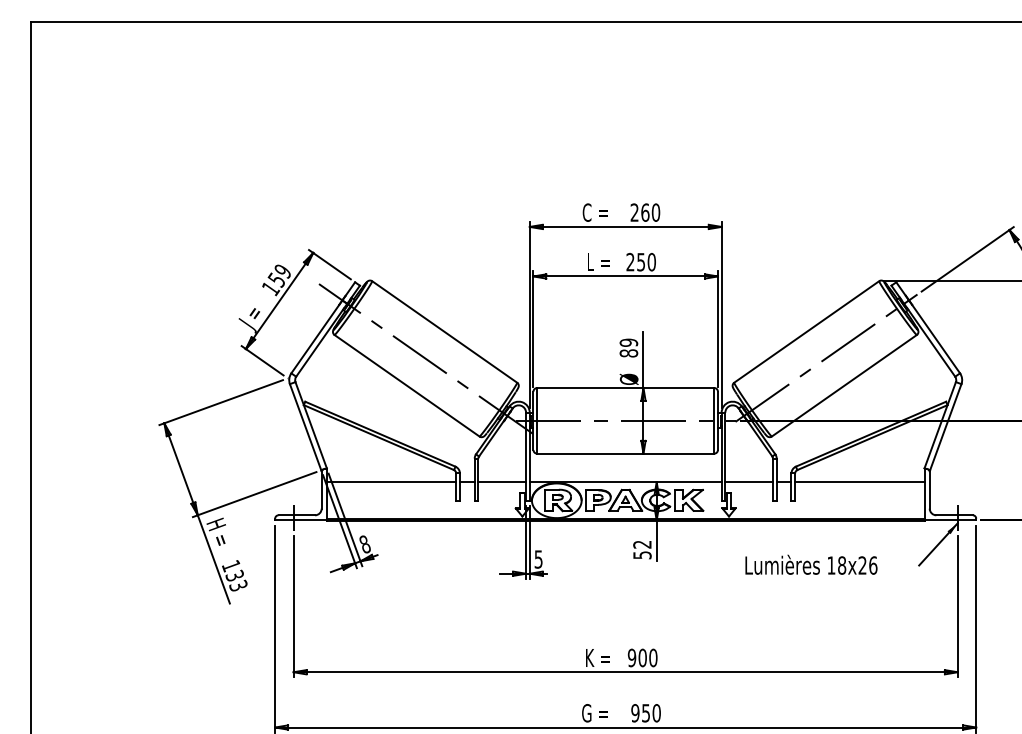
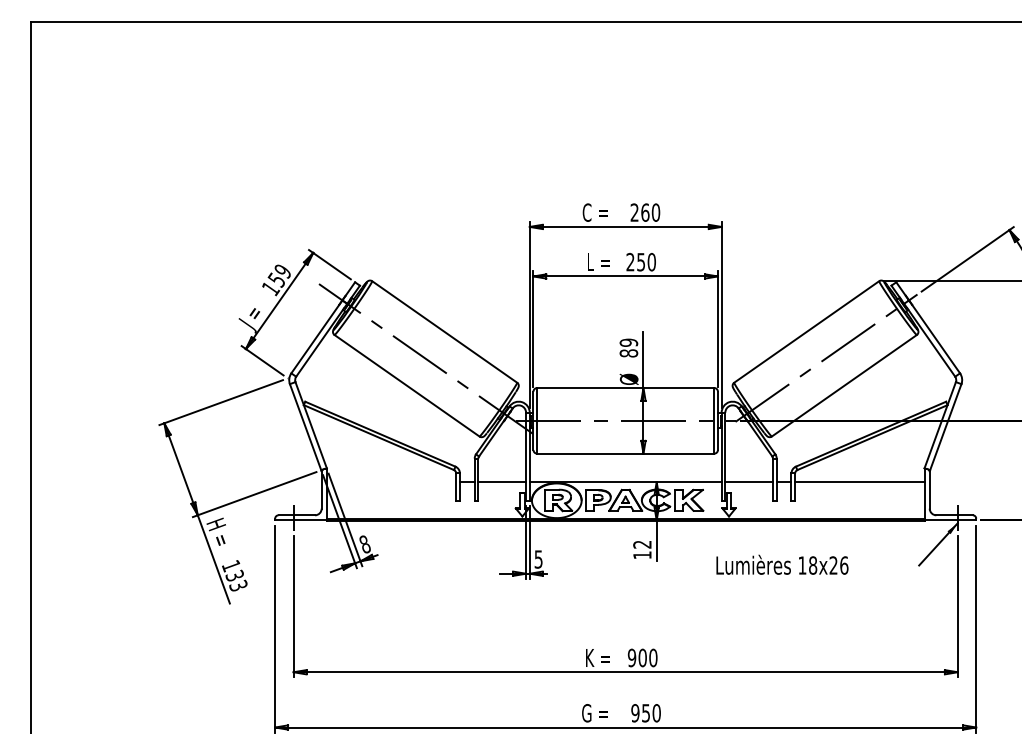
line: present -> none (391, 482)
text: 52 -> 12 (642, 555)
text position: (811, 564) -> (782, 564) (782, 564)
